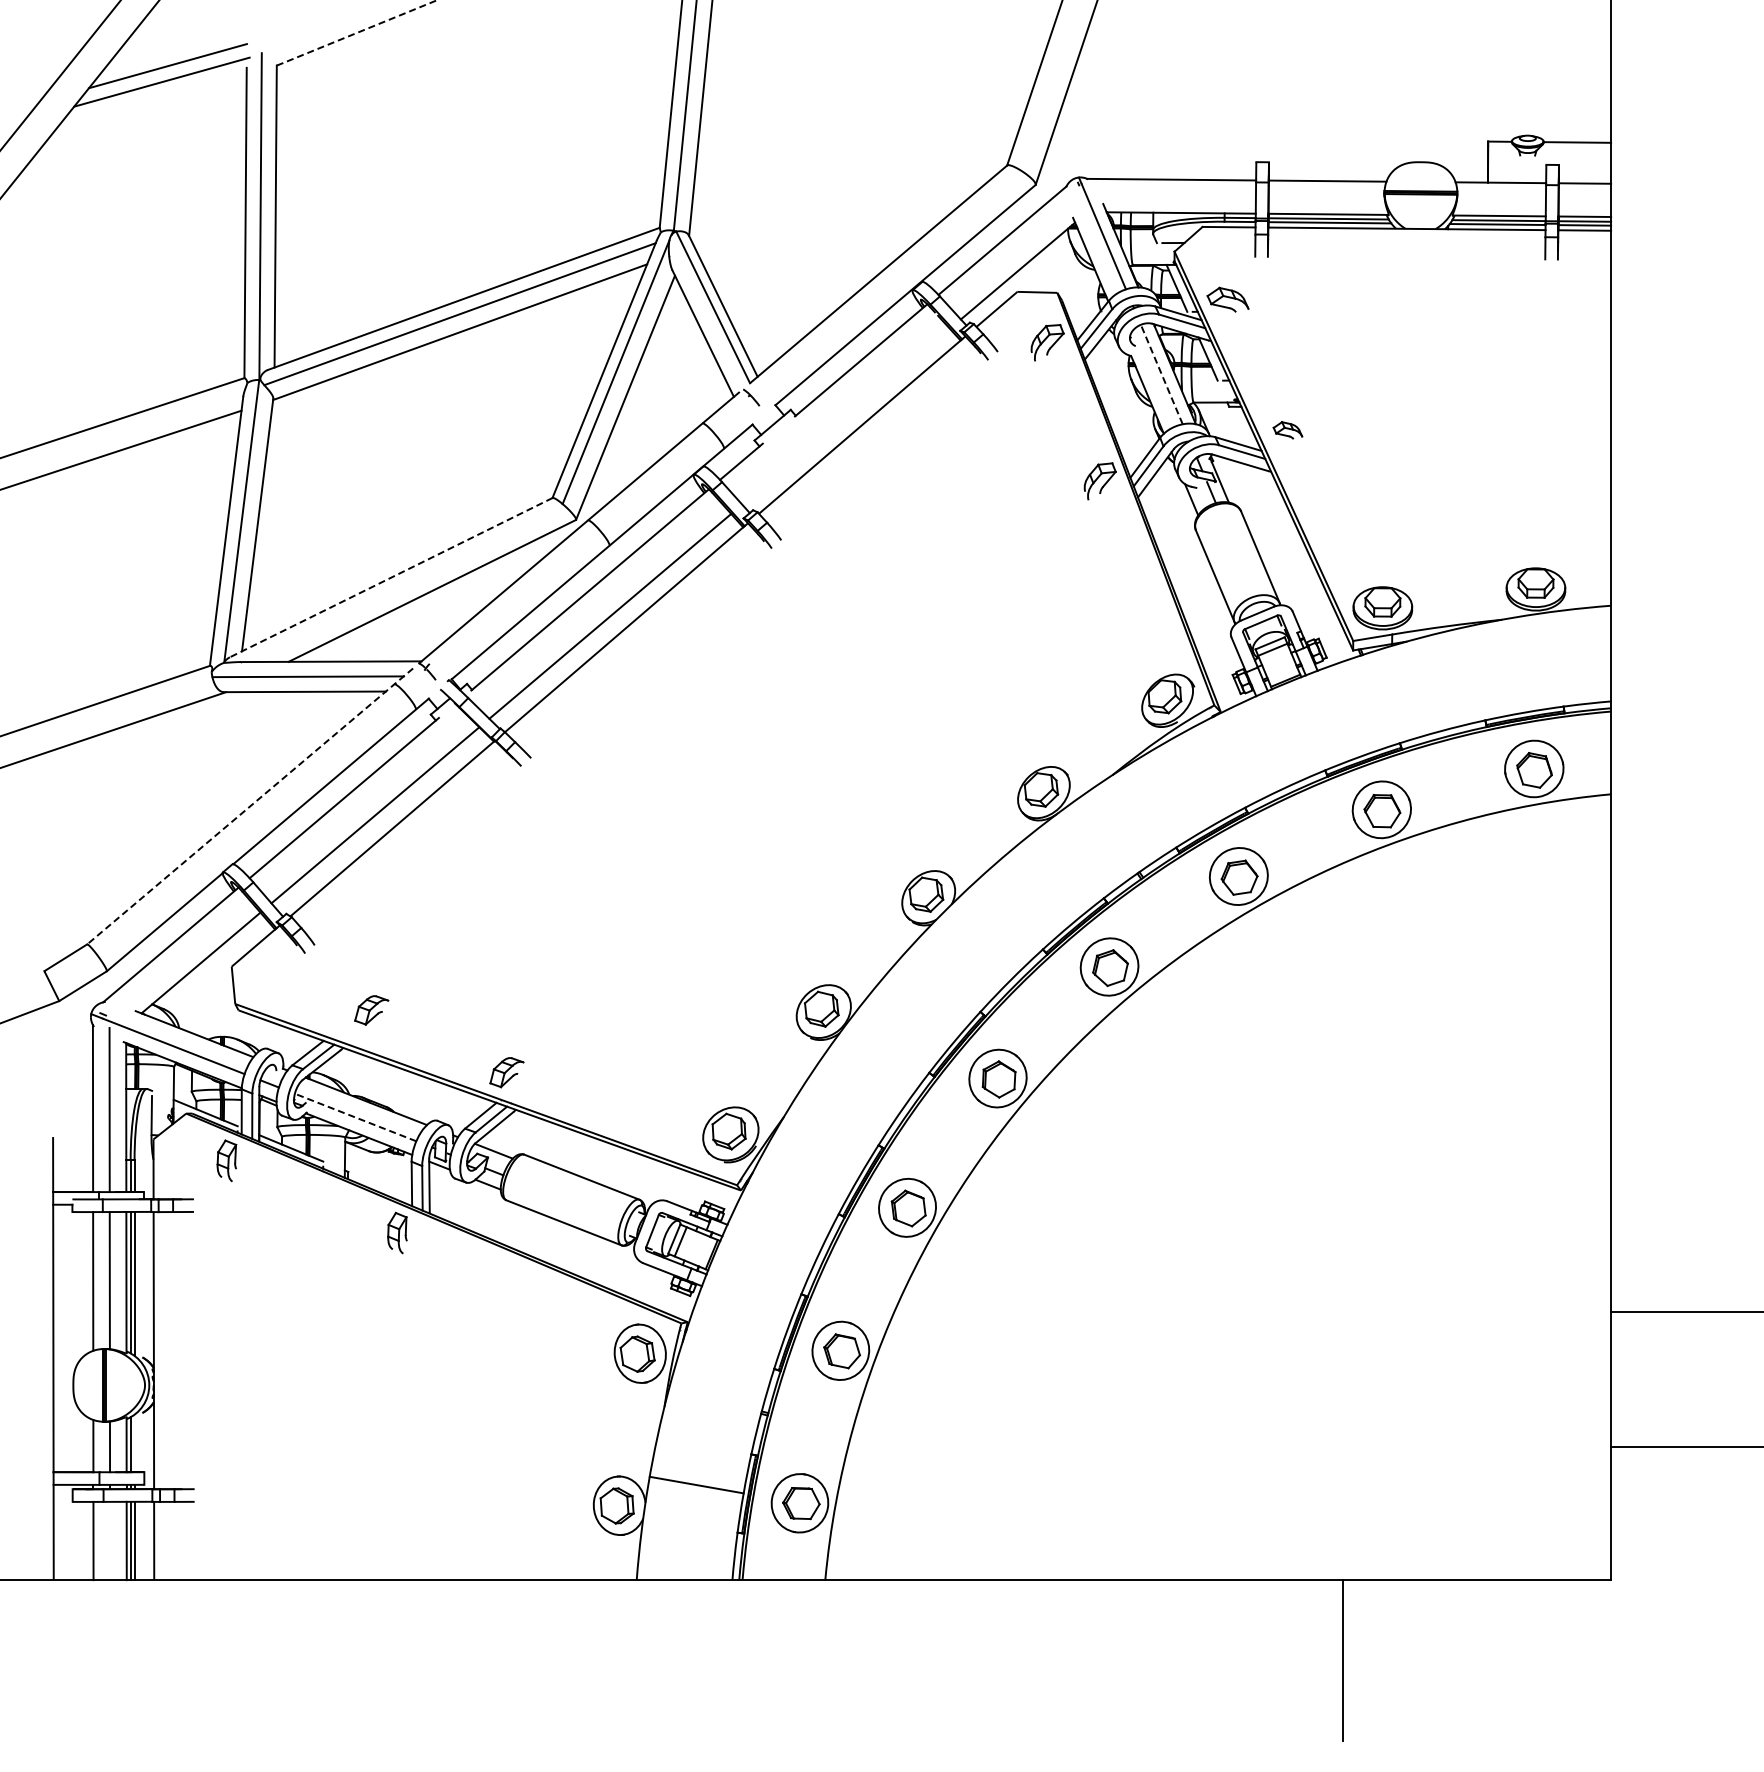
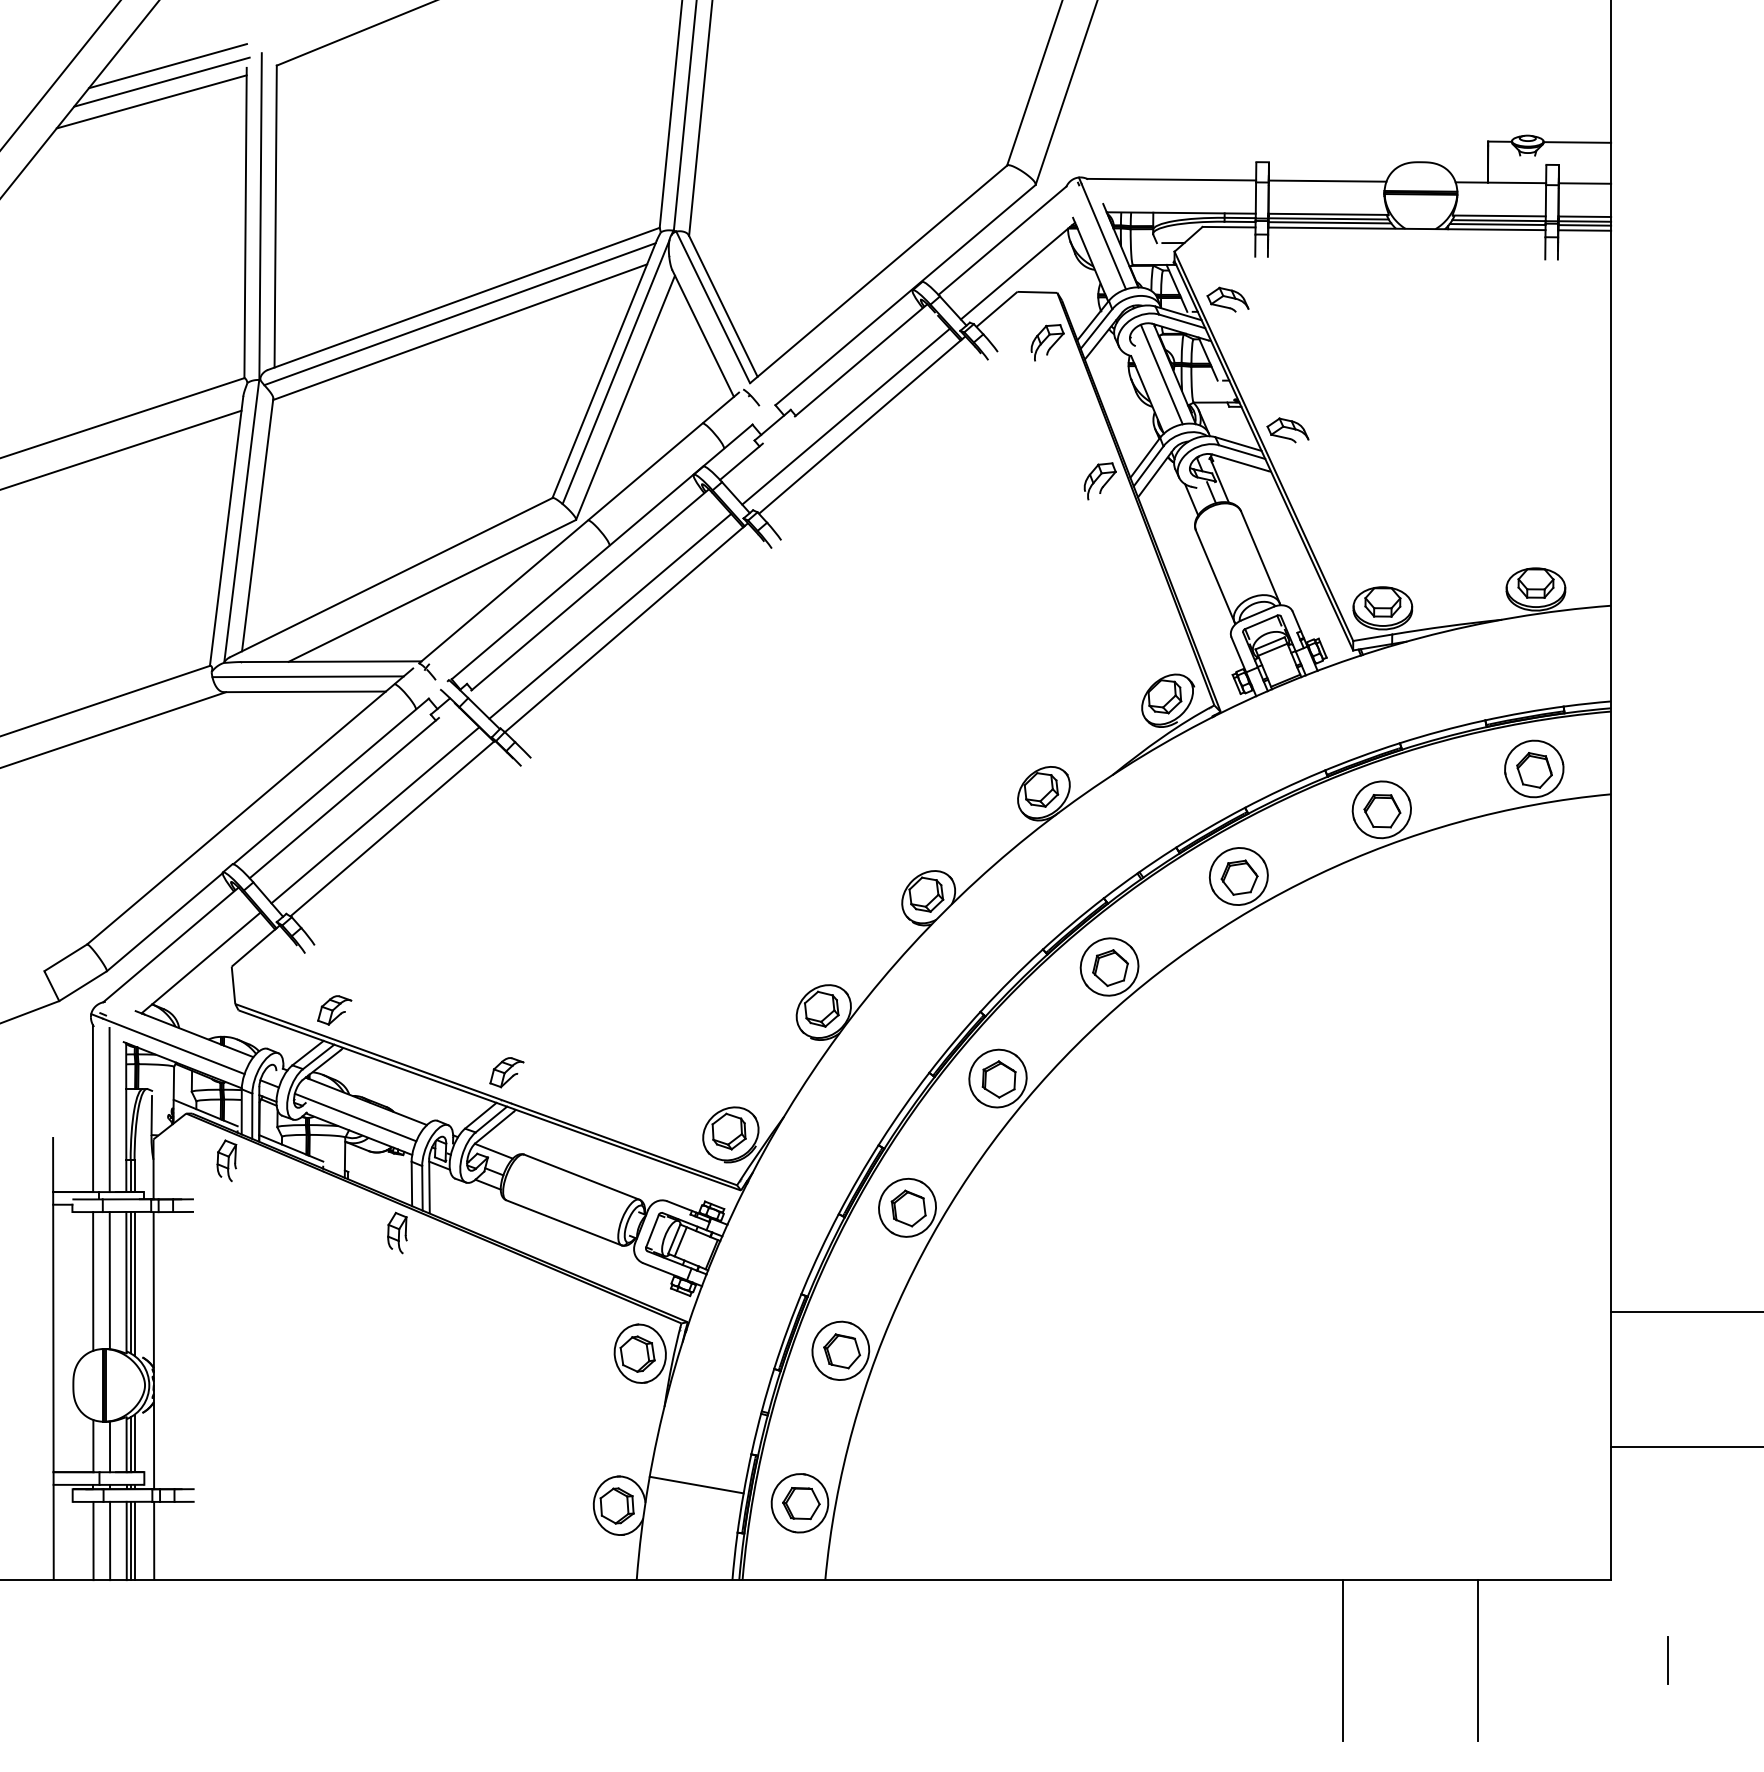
line: dashed -> solid (357, 32)
line: none -> present (151, 101)
line: dashed -> solid (1161, 374)
line: none -> present (845, 416)
part size: 32x19 px -> 44x27 px (1287, 430)
line: dashed -> solid (391, 577)
line: dashed -> solid (250, 806)
part position: (371, 1010) -> (334, 1010) (334, 1010)
line: dashed -> solid (355, 1117)
line: none -> present (134, 1443)
line: none -> present (110, 1540)
line: none -> present (1477, 1660)
line: none -> present (1667, 1660)
